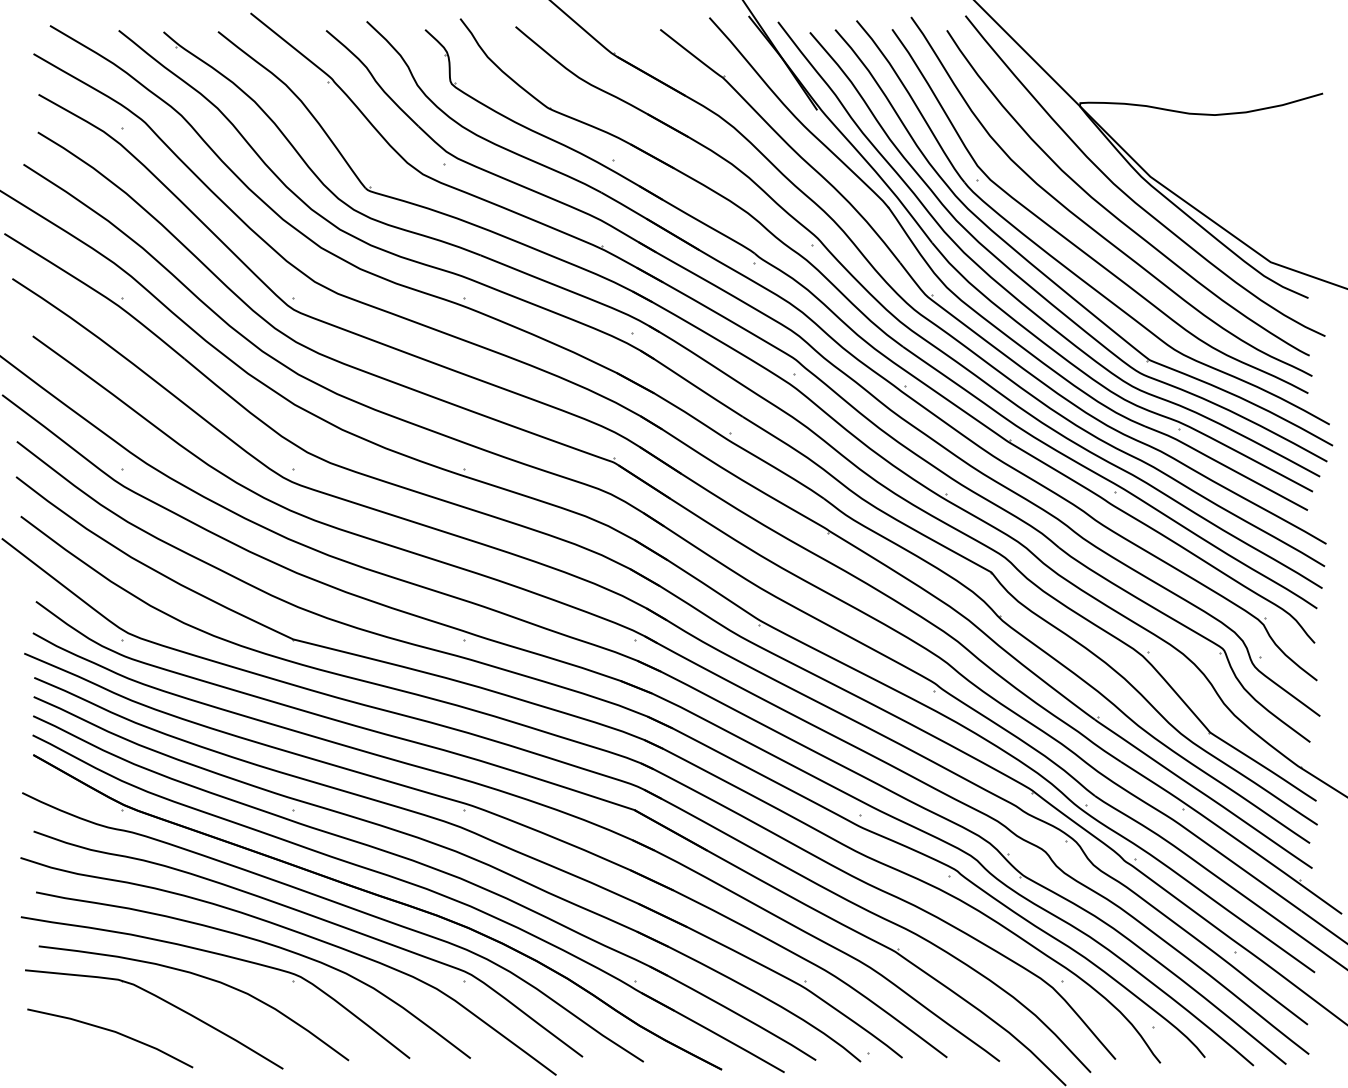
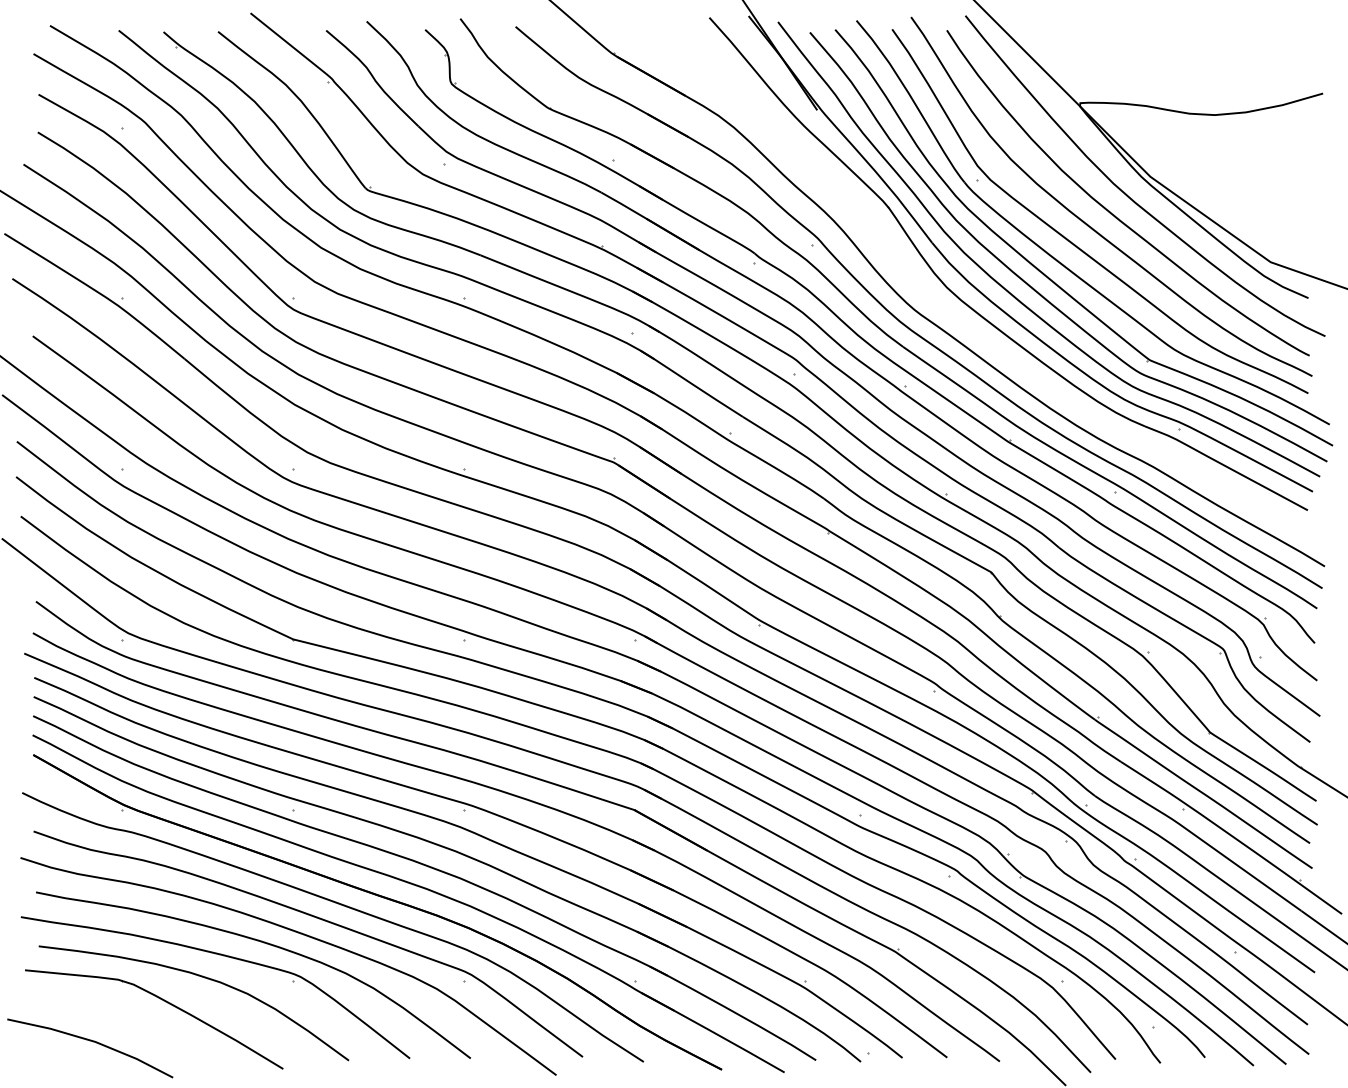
part: present -> none (963, 322)
line position: (113, 1032) -> (93, 1042) (93, 1042)
